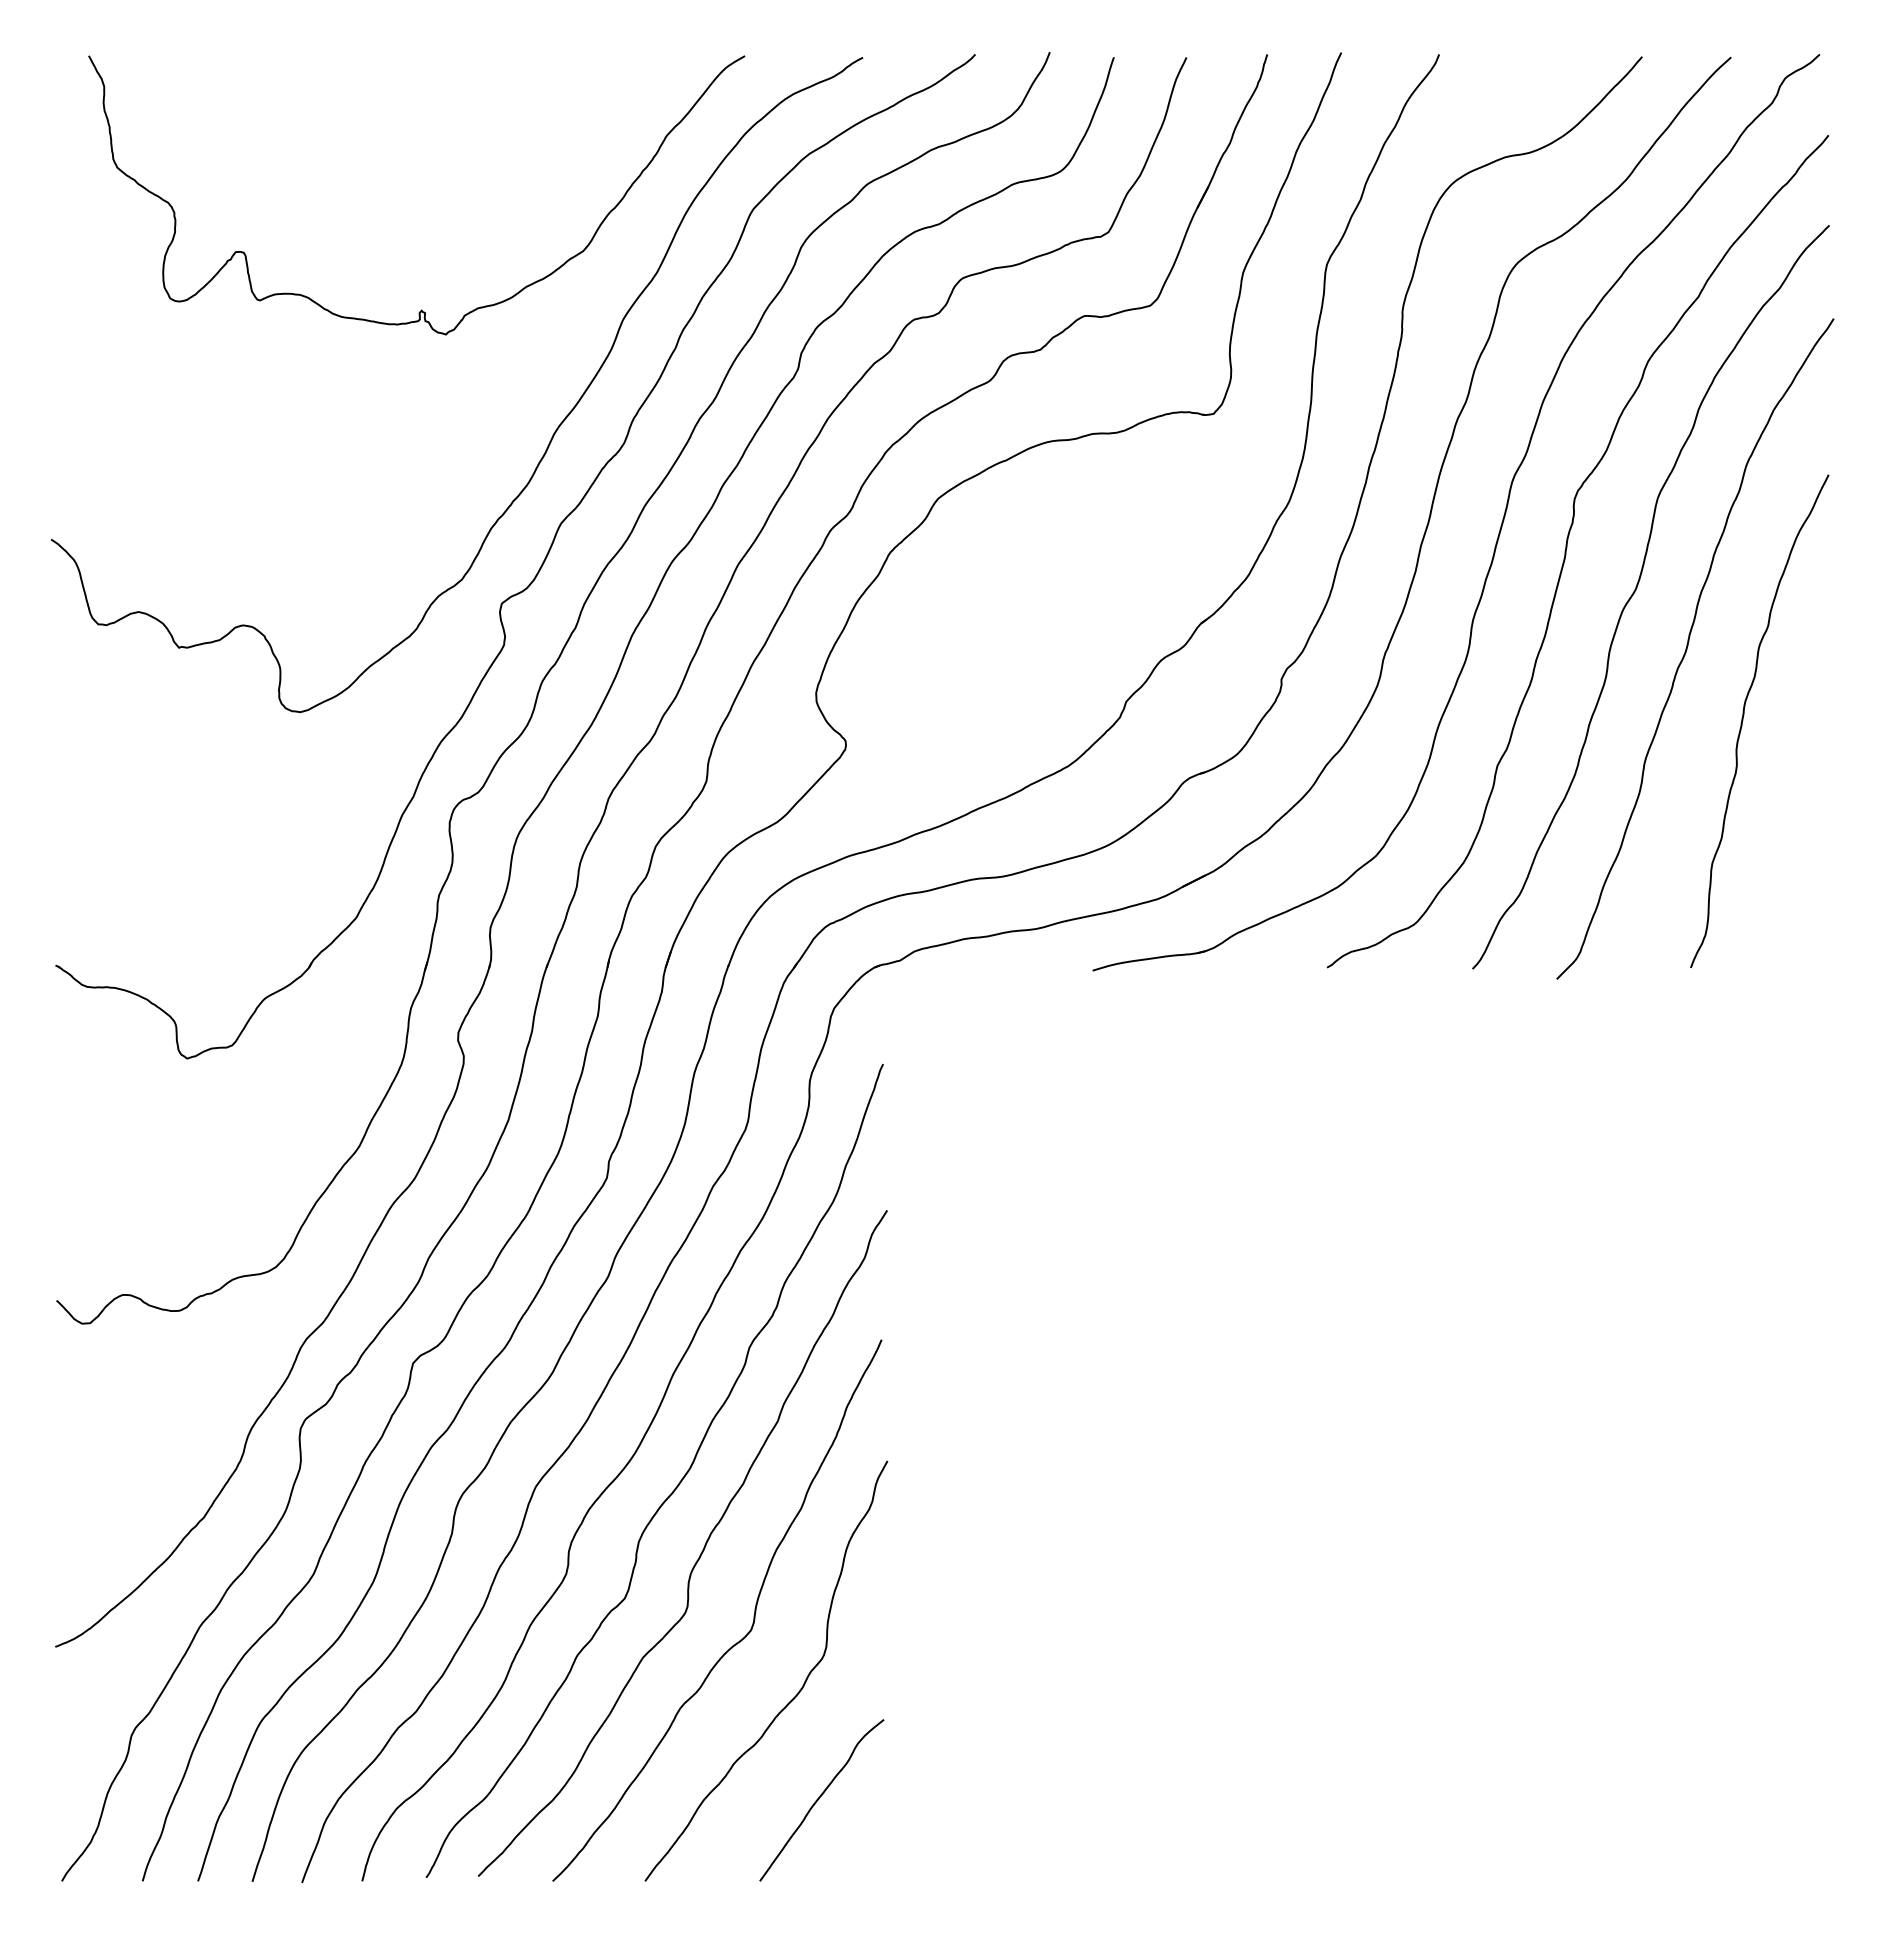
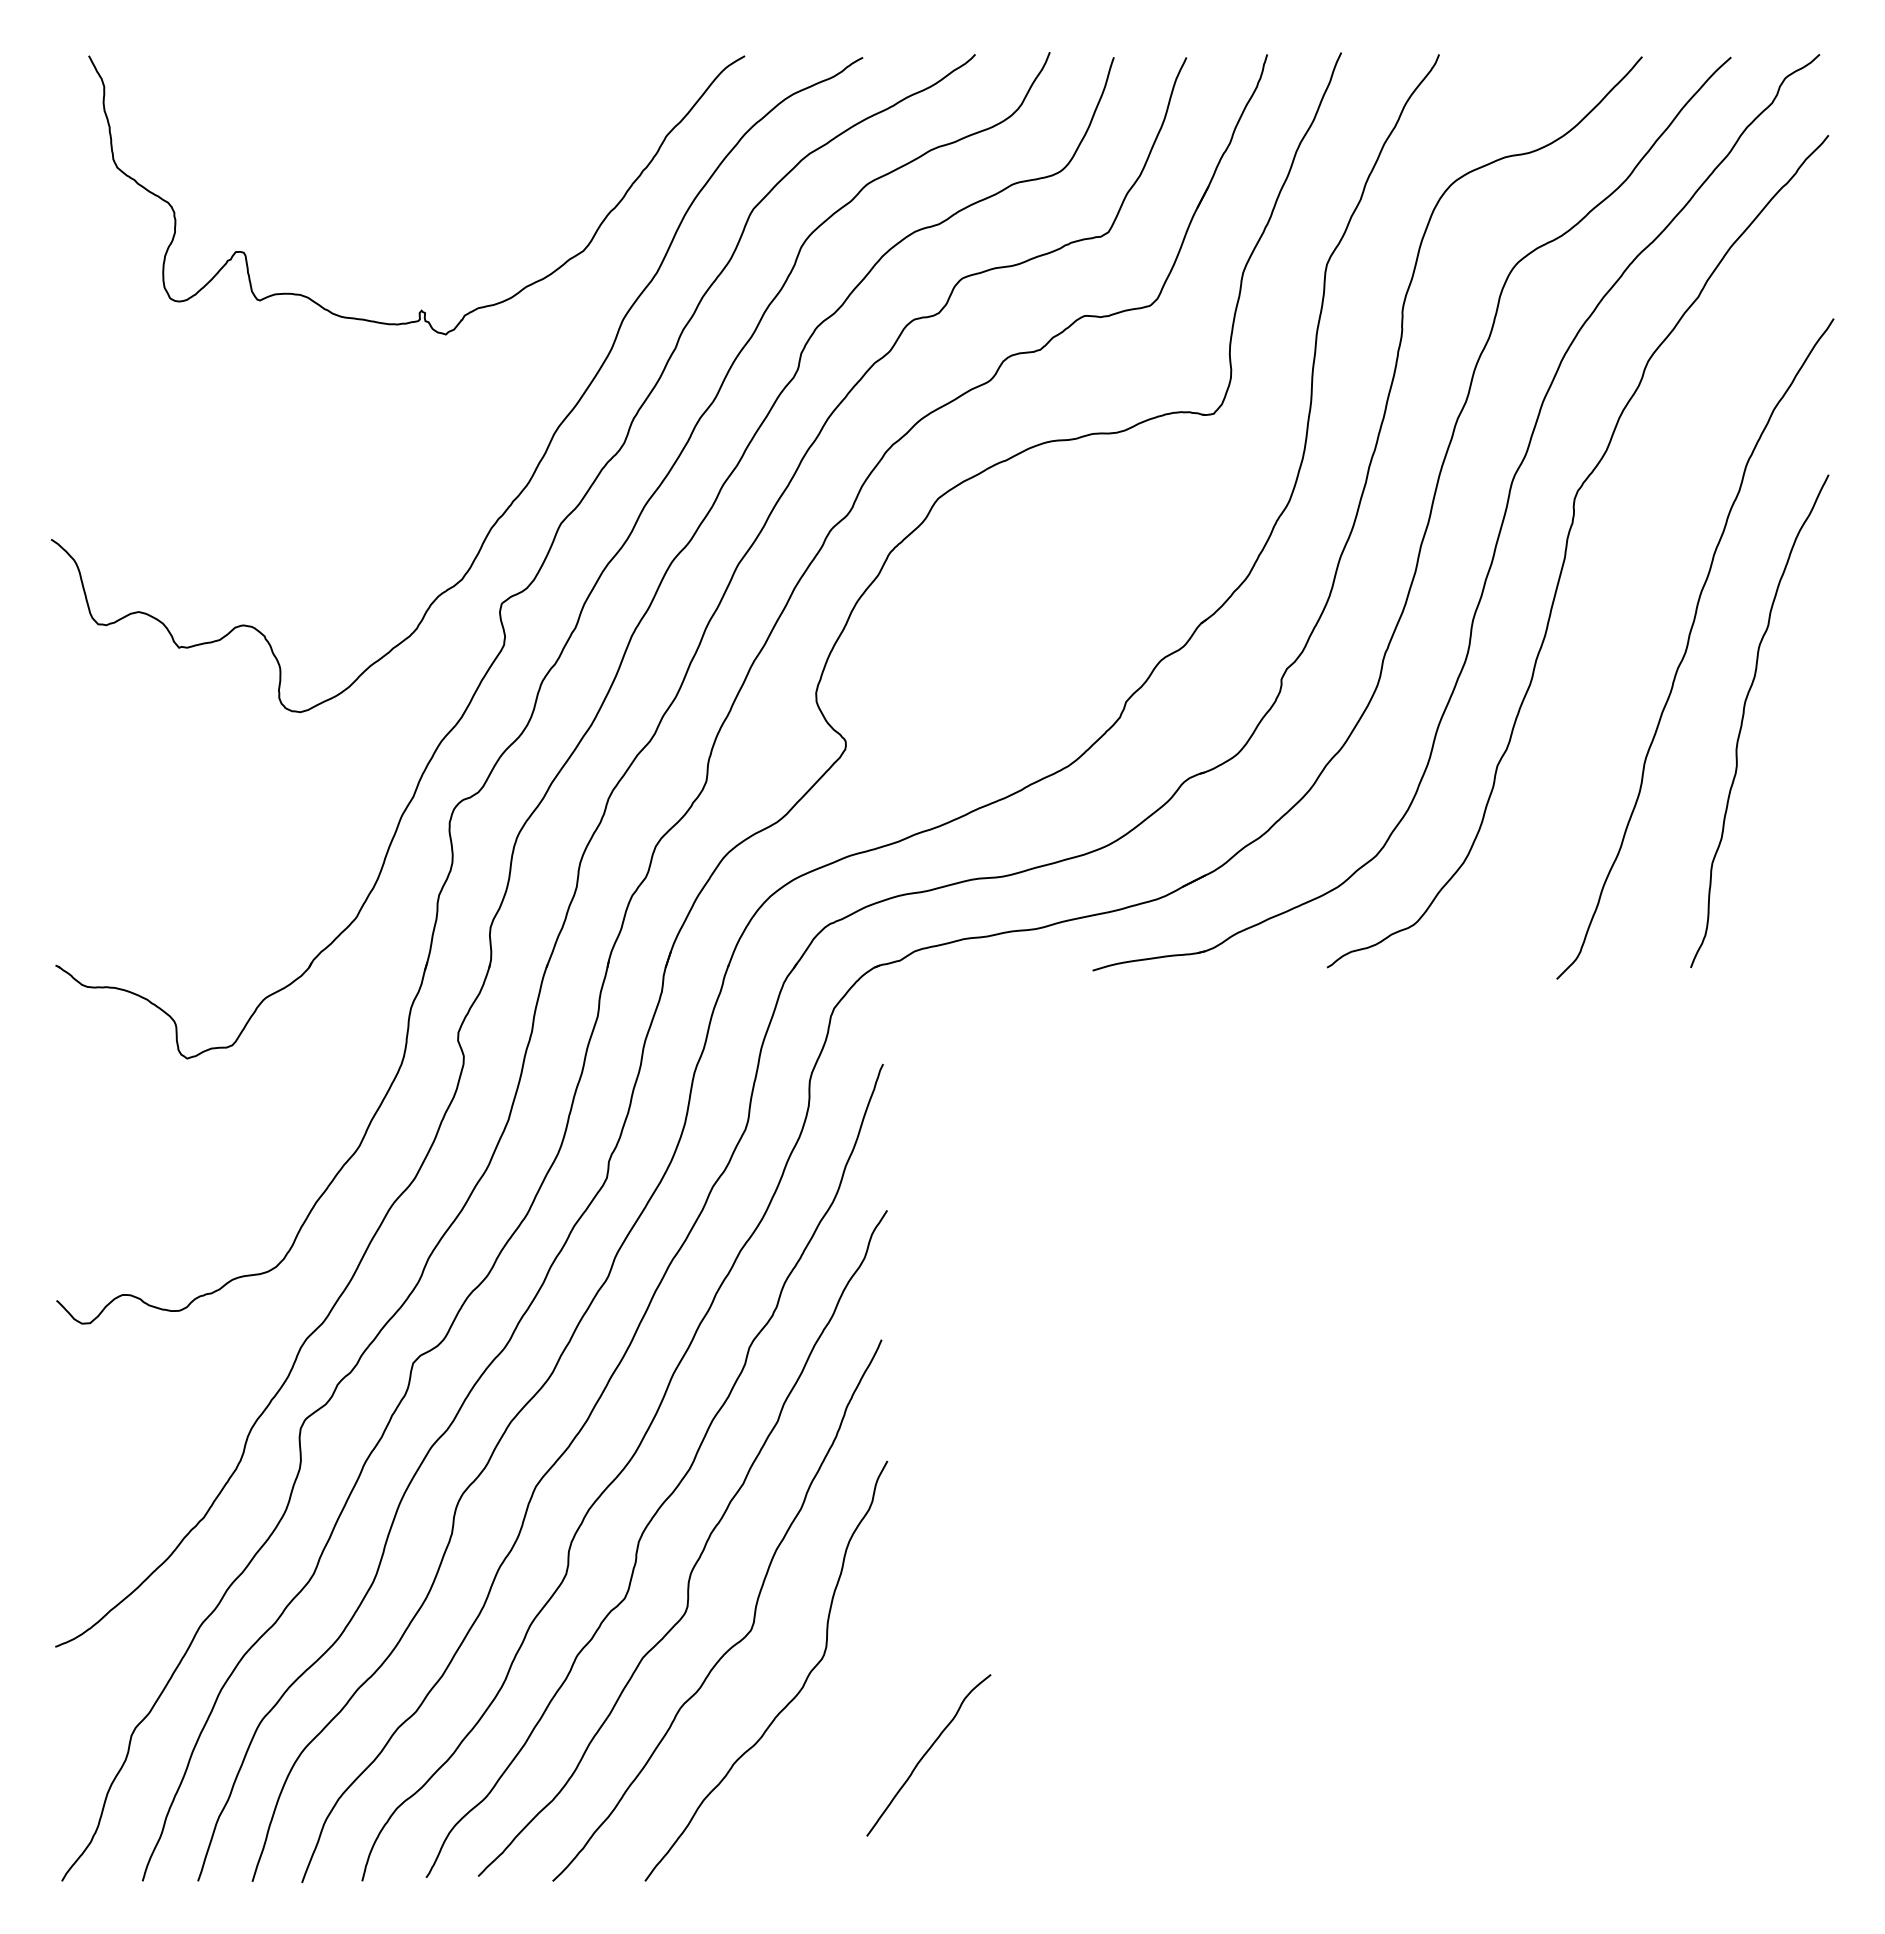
curve: present -> none (1636, 590)
curve position: (819, 1799) -> (926, 1754) (926, 1754)
